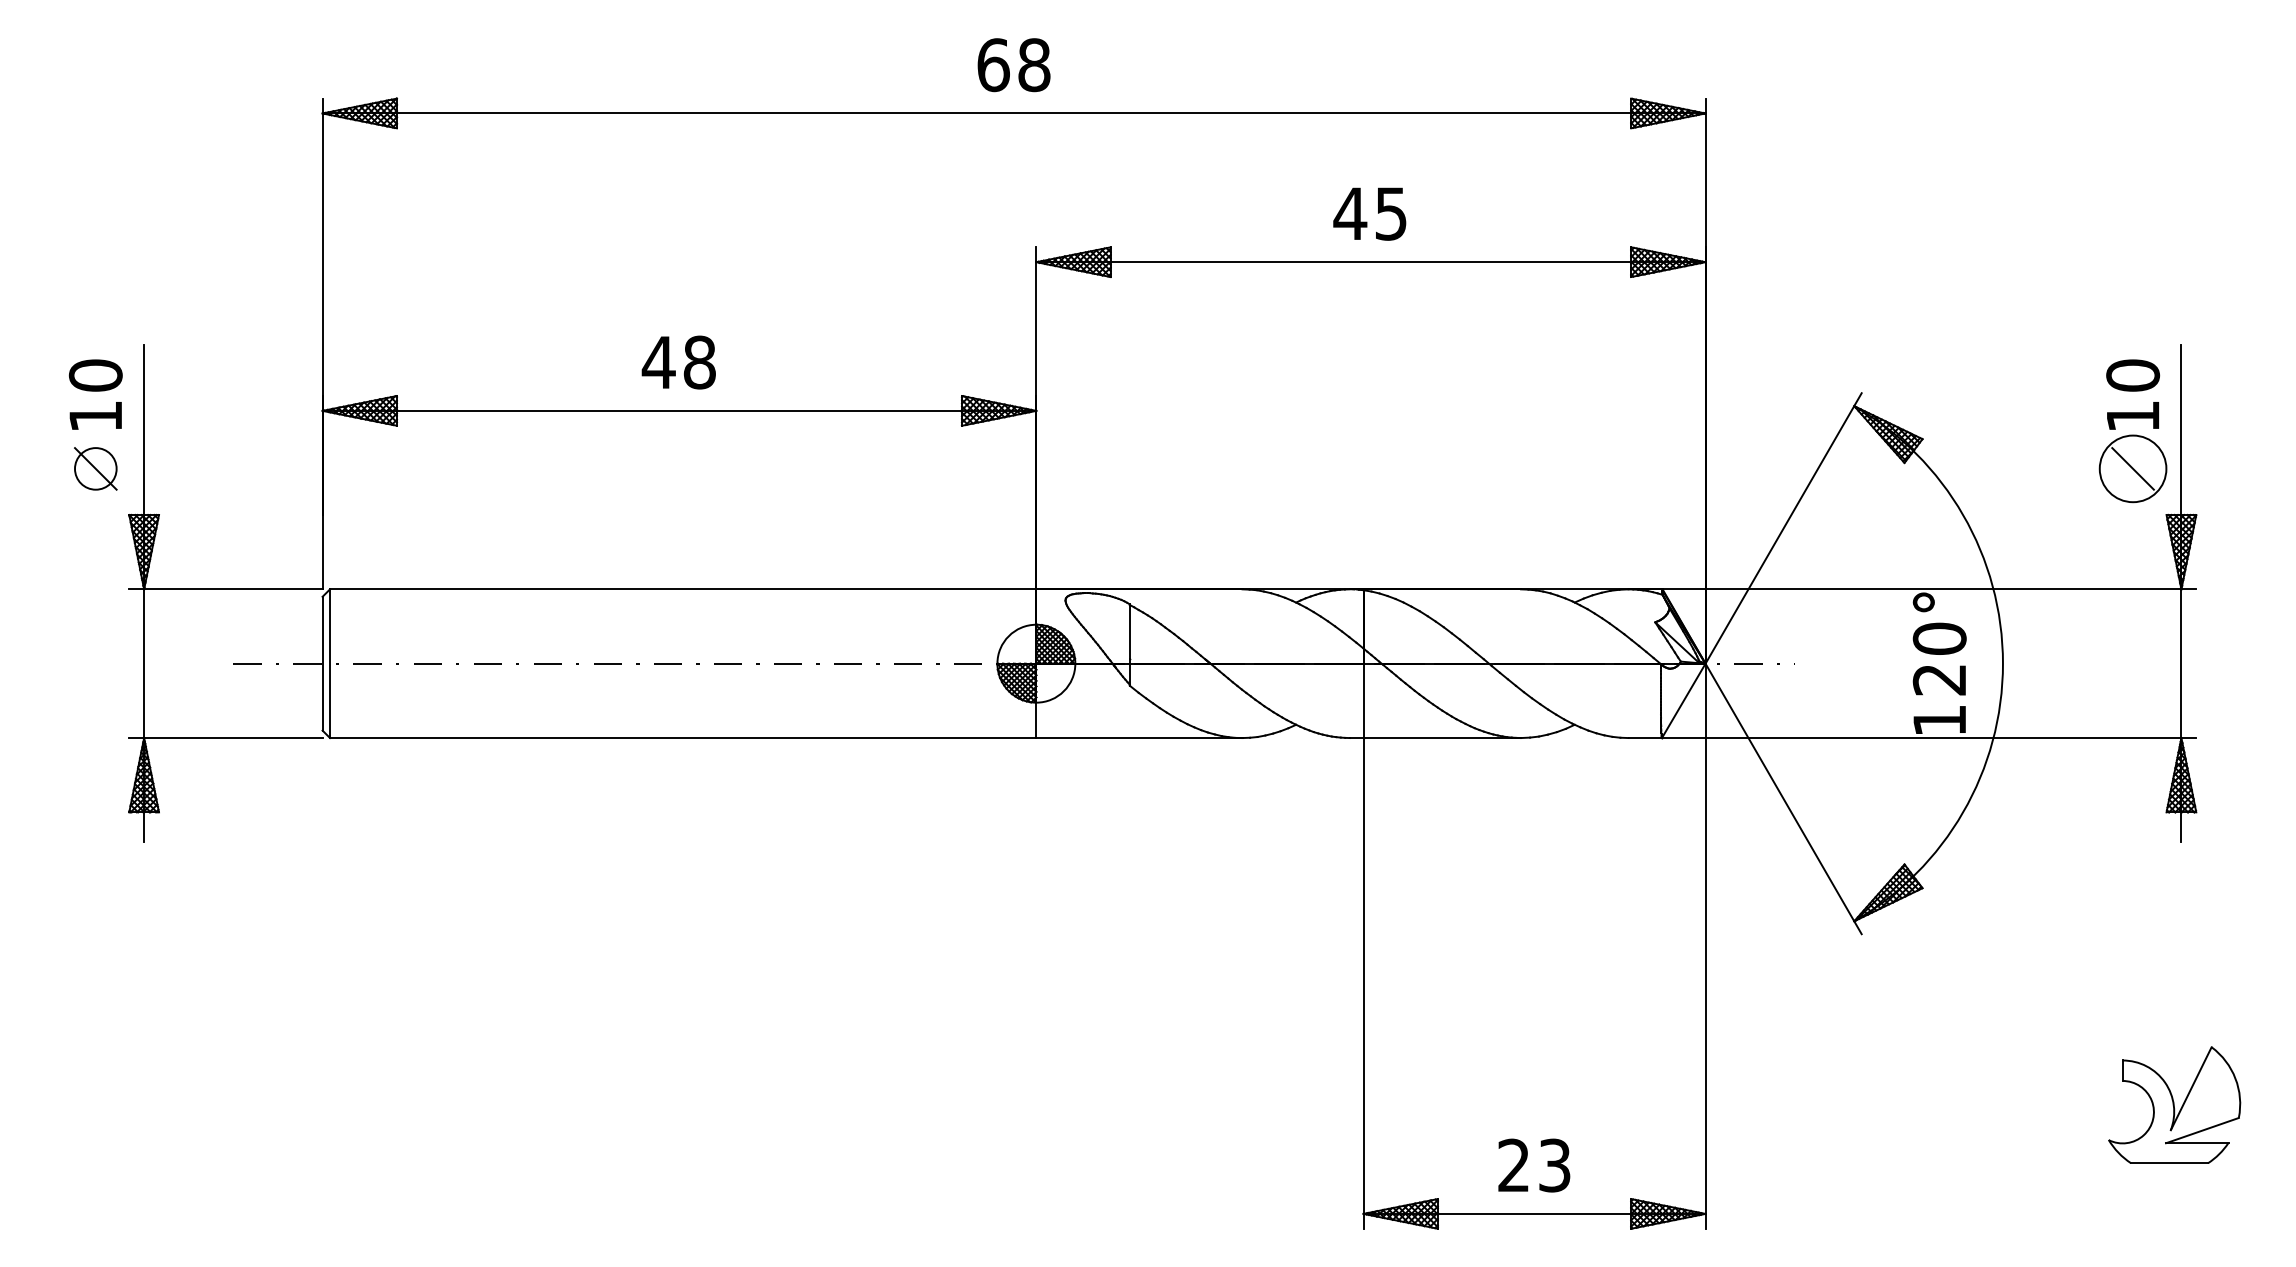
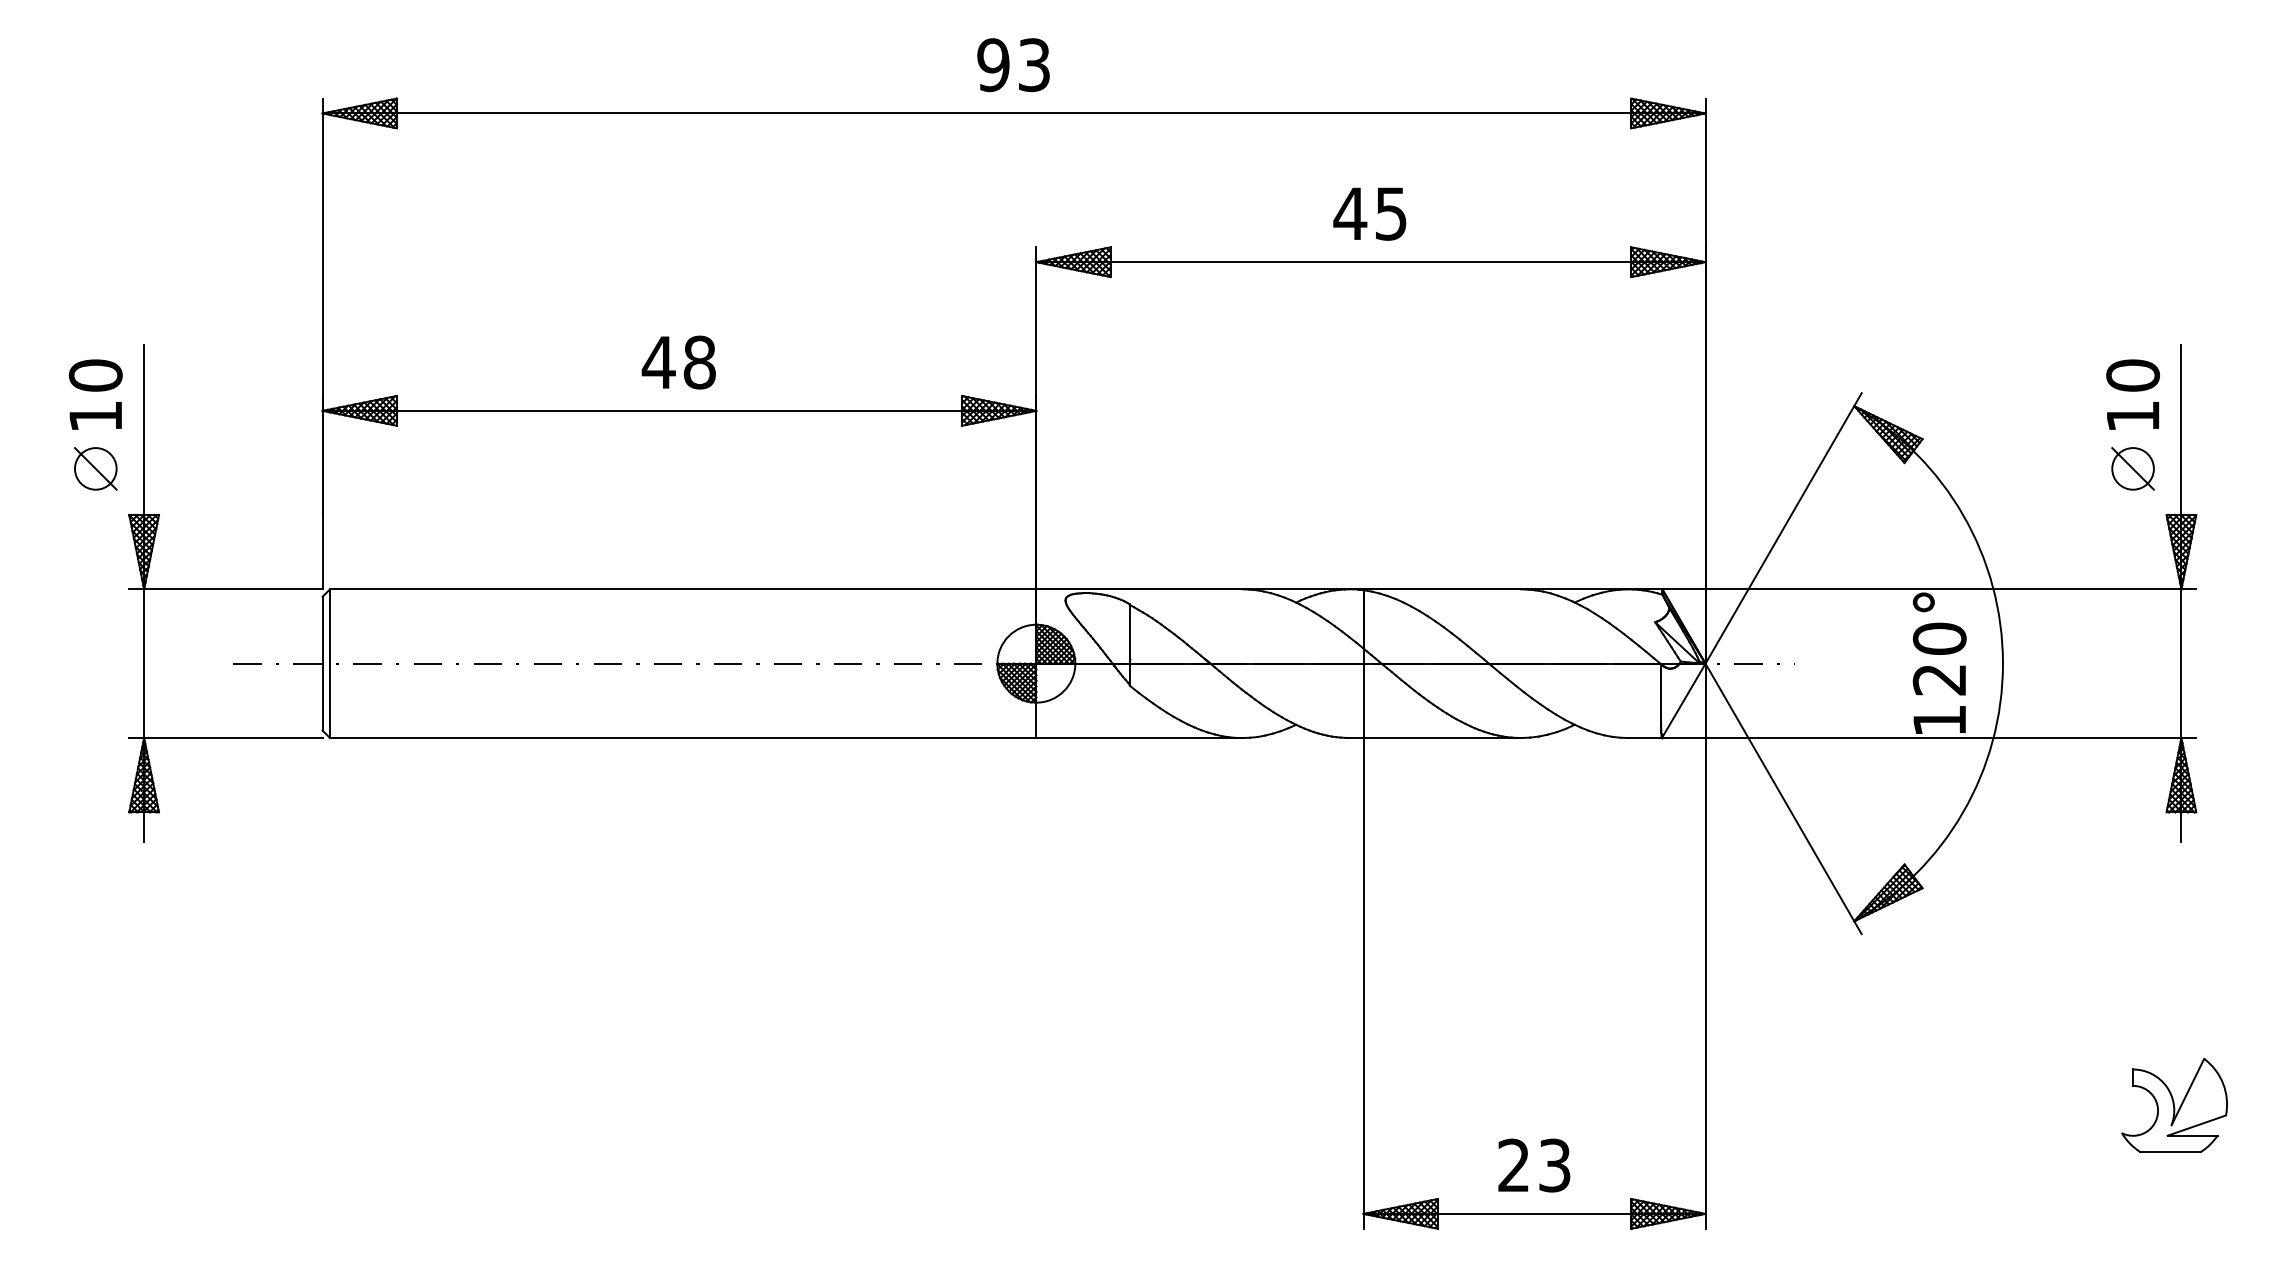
text: 68 -> 93 (1013, 65)
circle diameter: 67 px -> 42 px (2132, 468)
part size: 134x118 px -> 107x95 px (2174, 1105)
